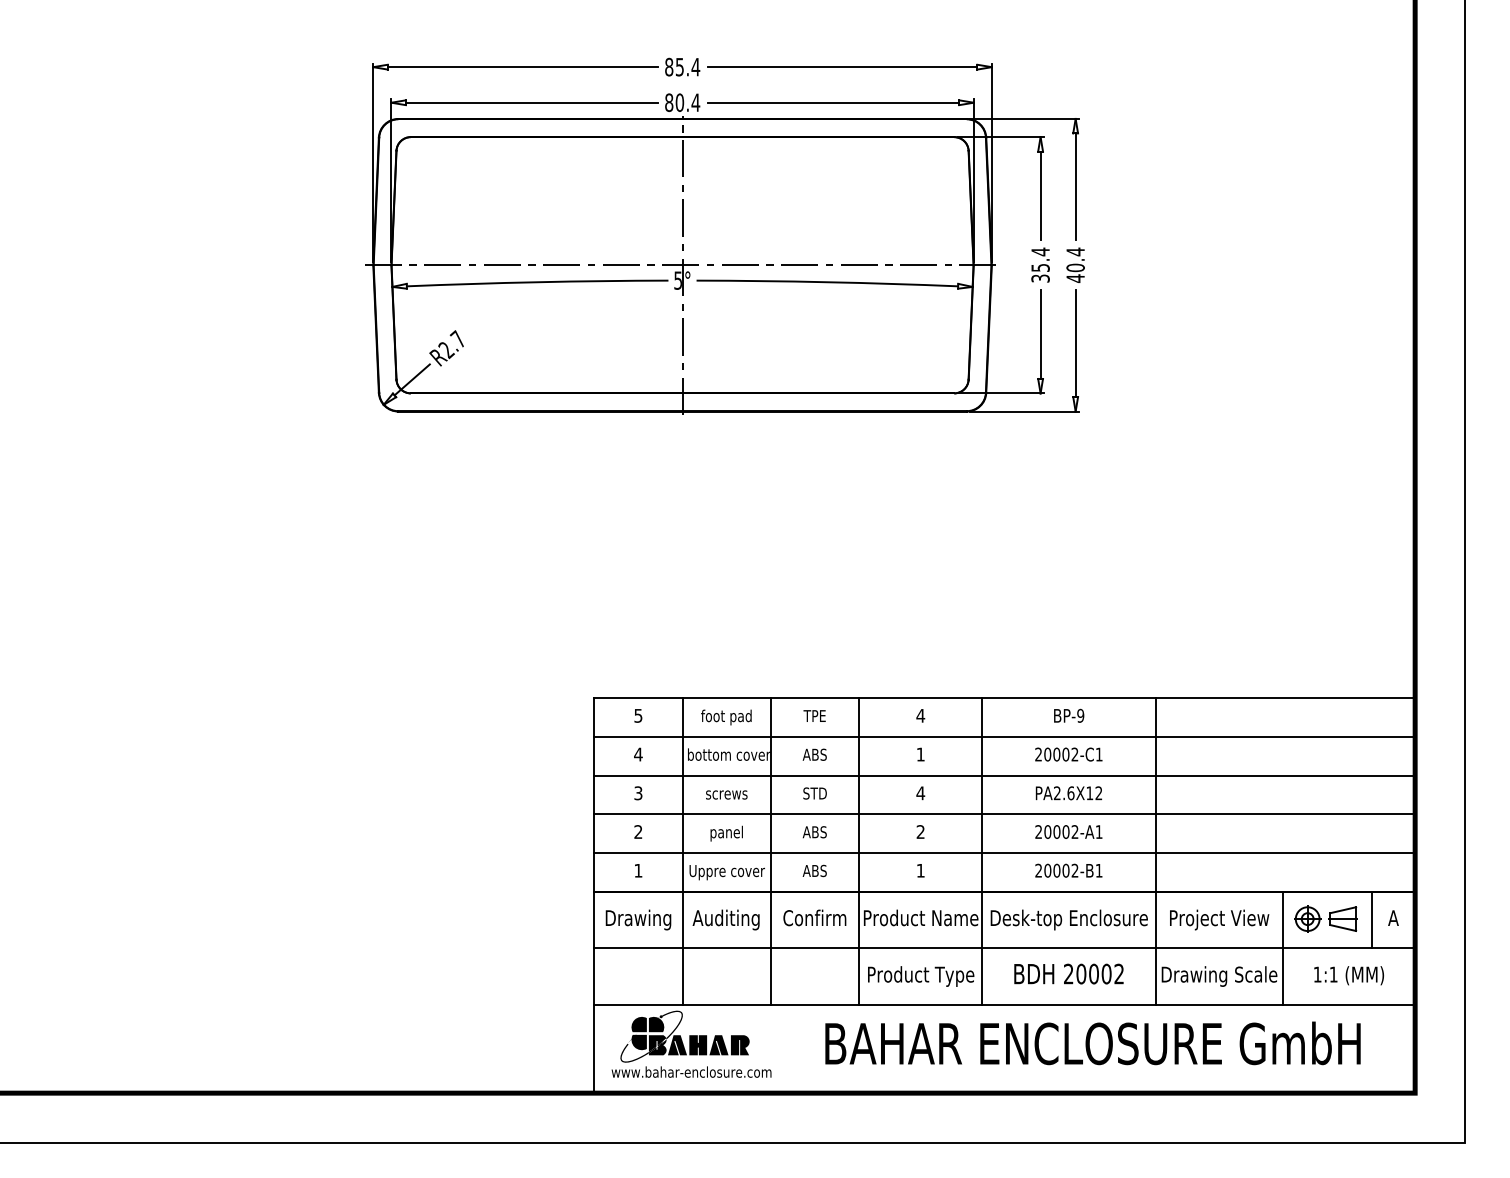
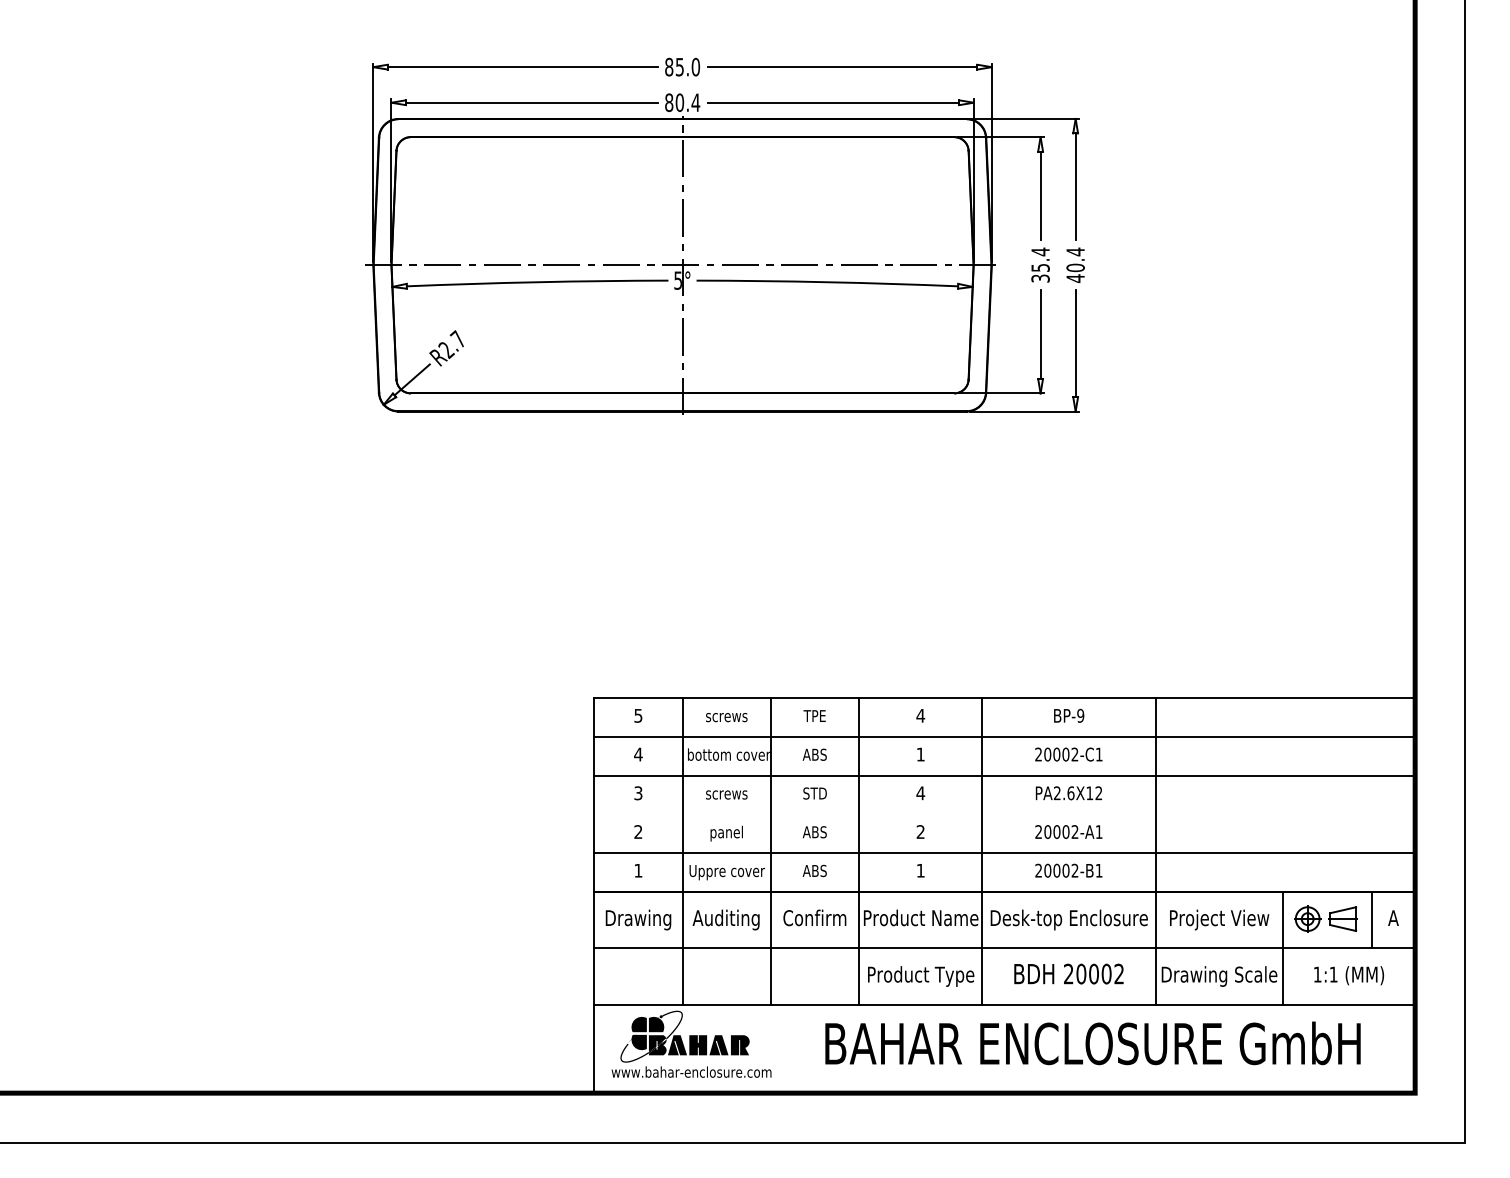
text: 85.4 -> 85.0 (695, 66)
text: foot pad -> screws (726, 717)
line: present -> none (1004, 814)
